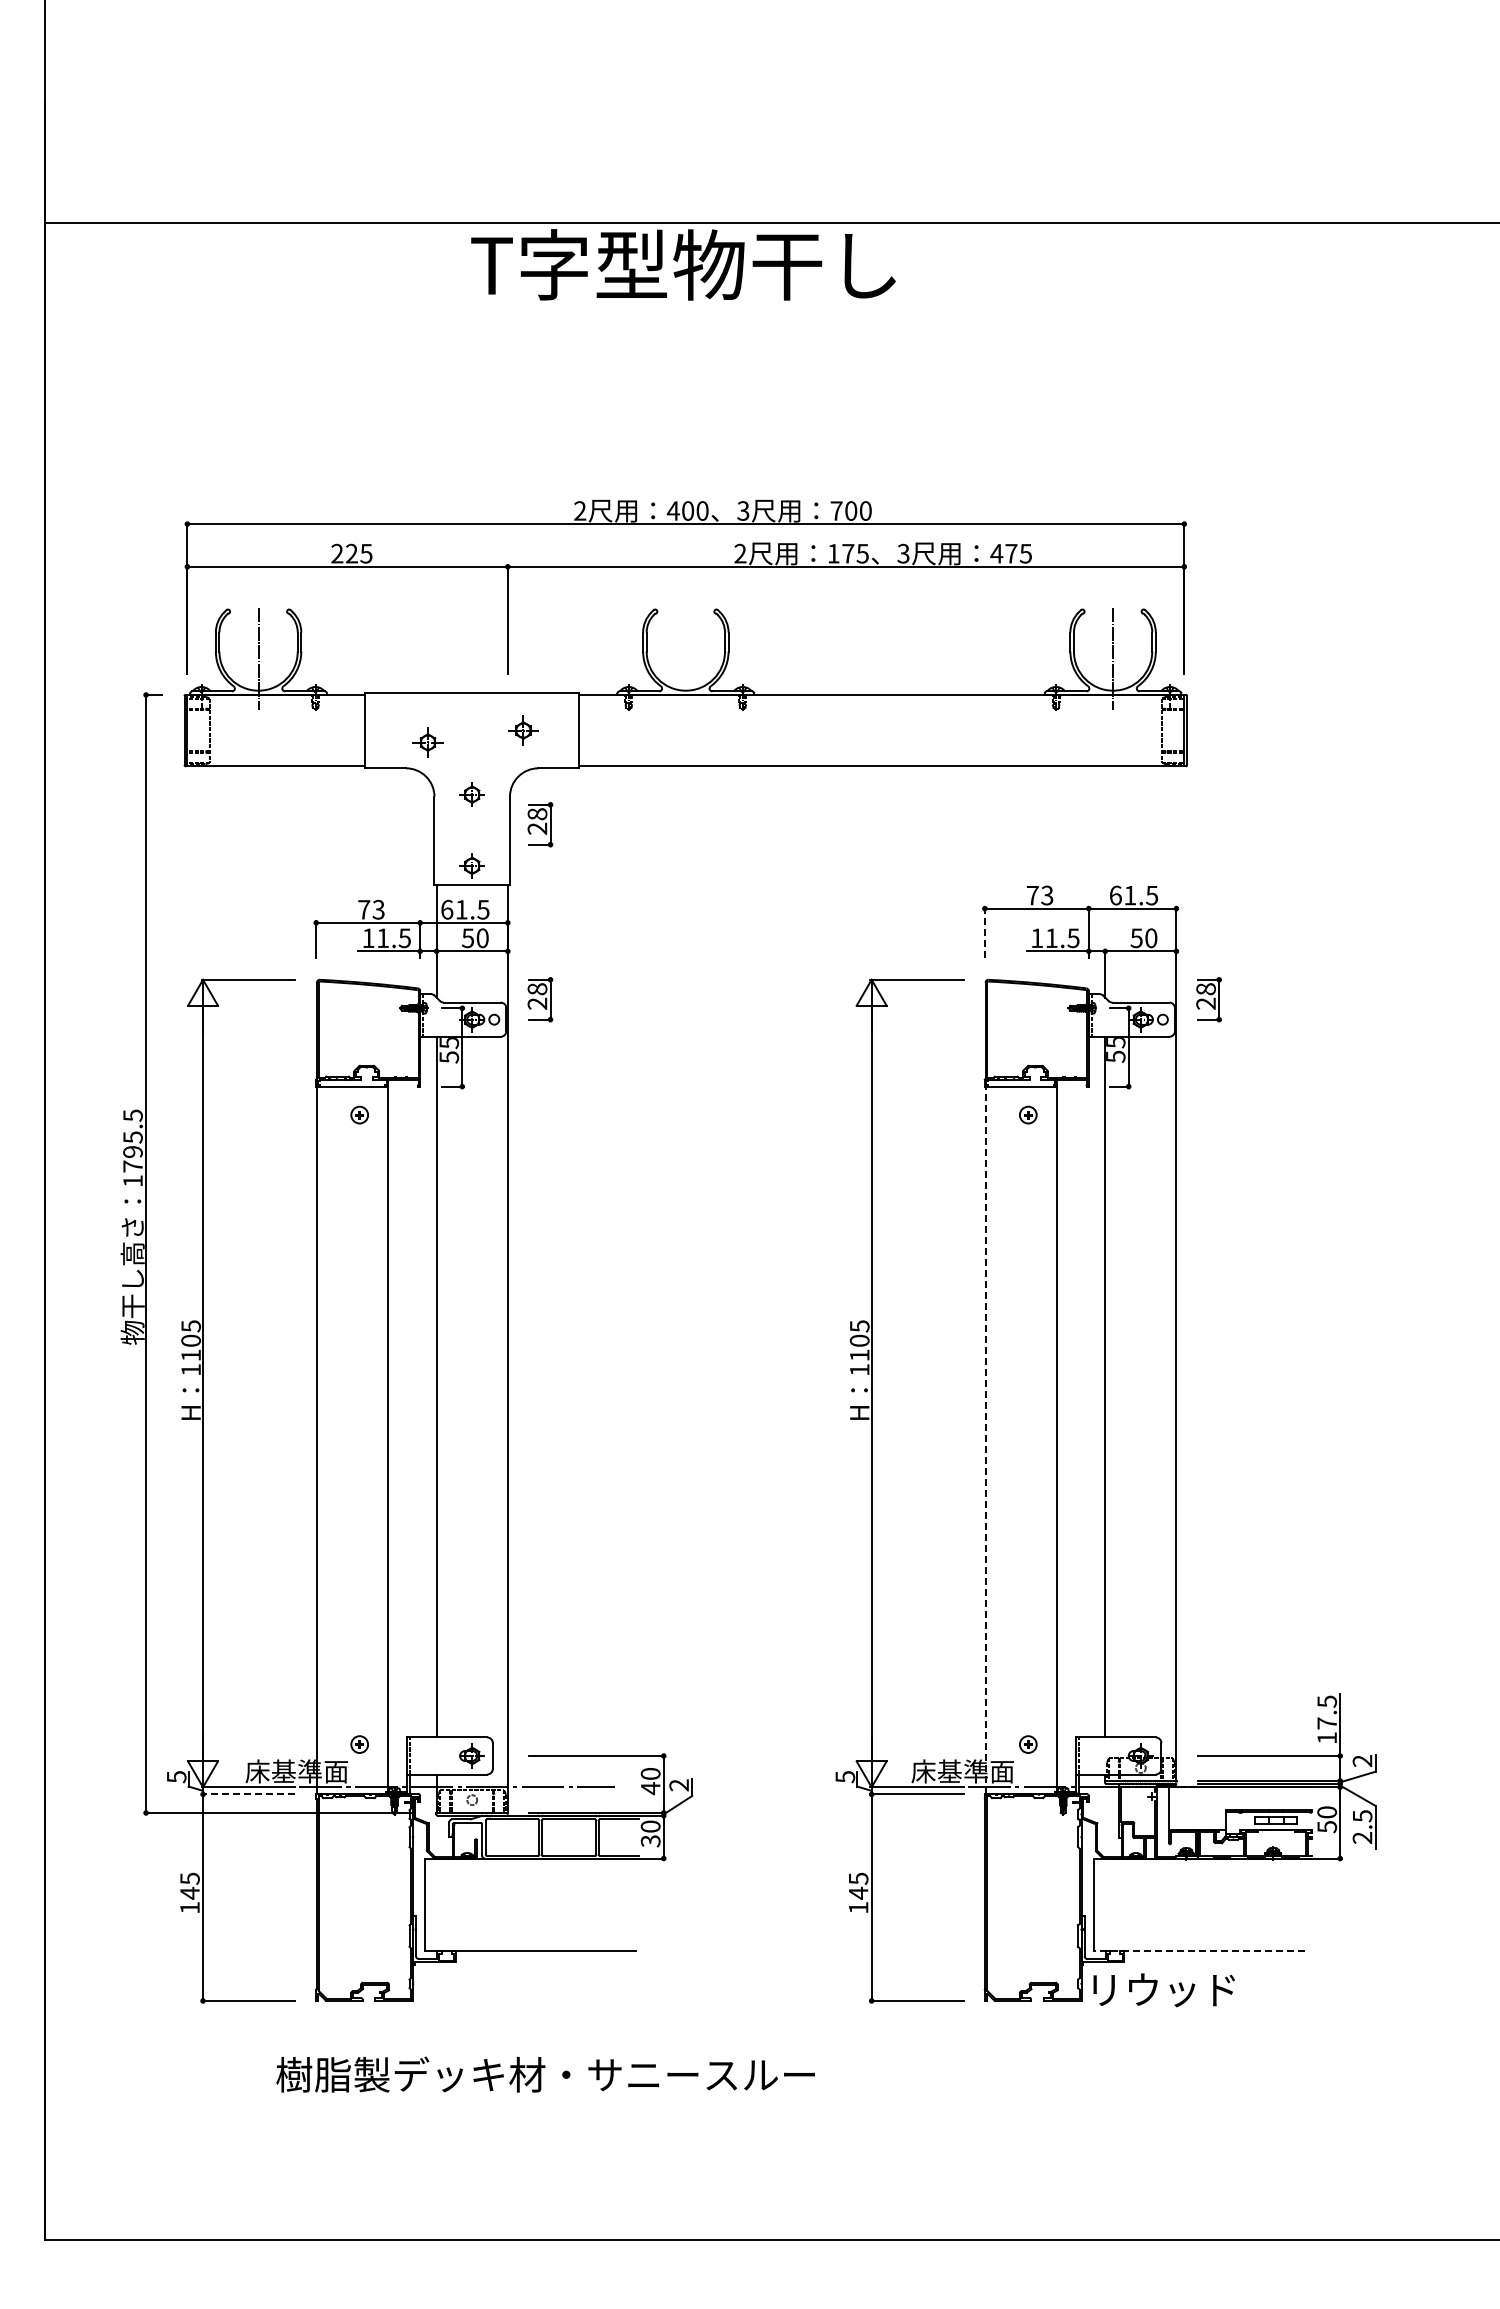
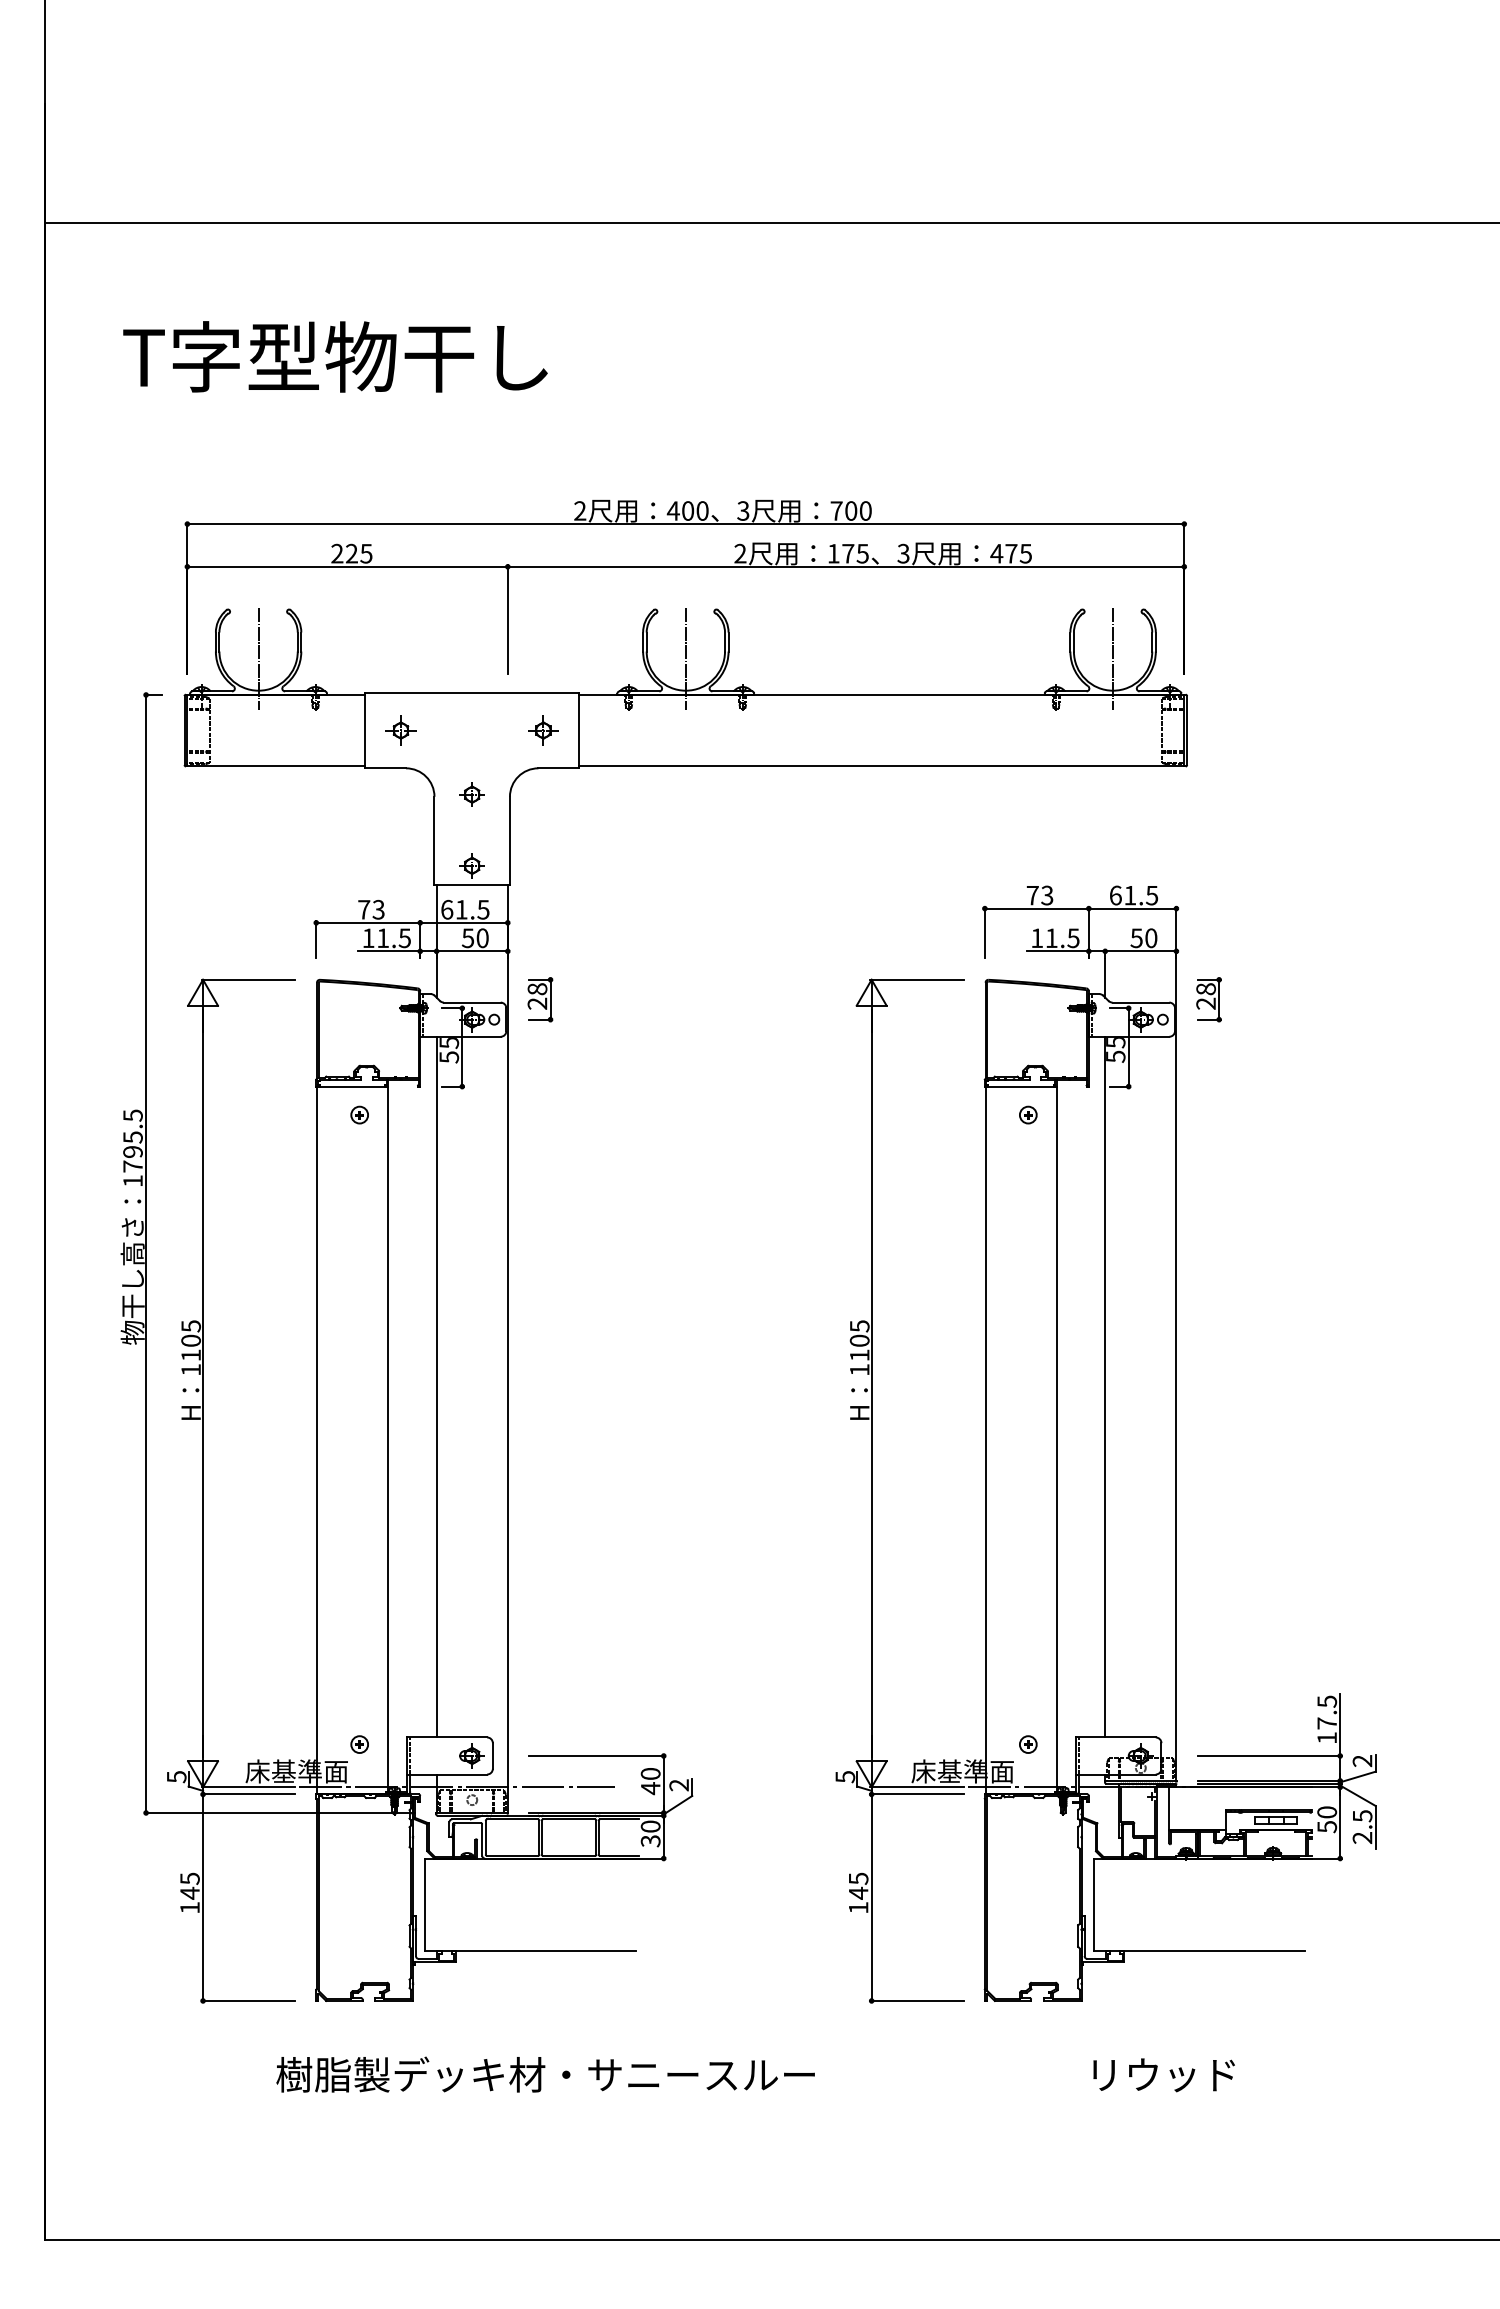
text position: (683, 264) -> (335, 356) (335, 356)
line: none -> present (685, 659)
part position: (523, 730) -> (543, 730) (543, 730)
part position: (427, 742) -> (400, 730) (400, 730)
part: present -> none (540, 824)
line: dashed -> solid (984, 932)
line: dashed -> solid (985, 1440)
line: dashed -> solid (248, 1794)
line: dashed -> solid (1198, 1951)
text position: (1163, 1990) -> (1163, 2075) (1163, 2075)
